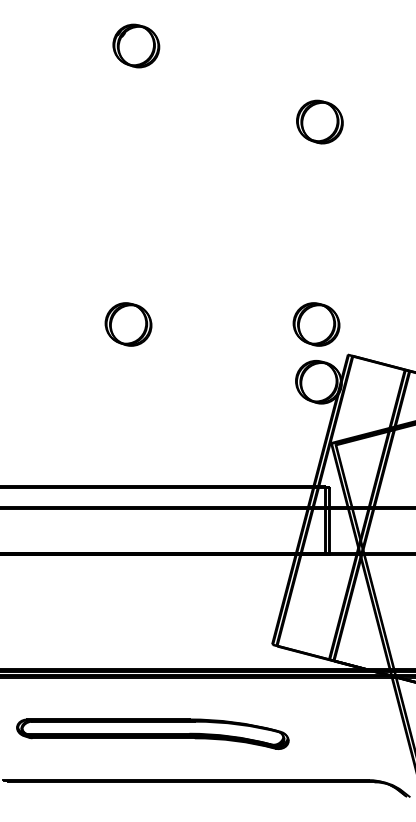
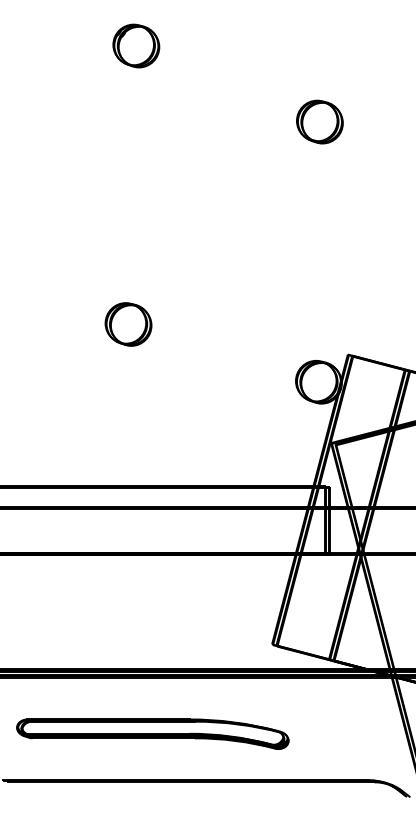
part: present -> none (316, 324)
